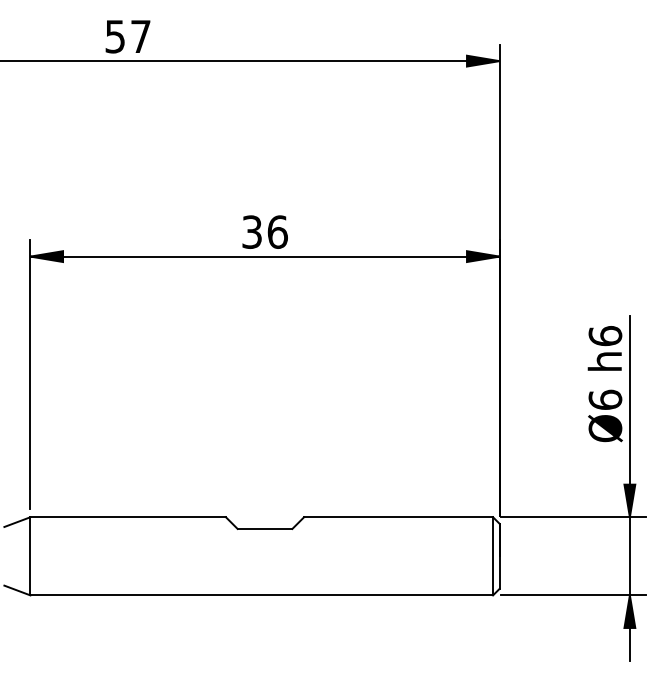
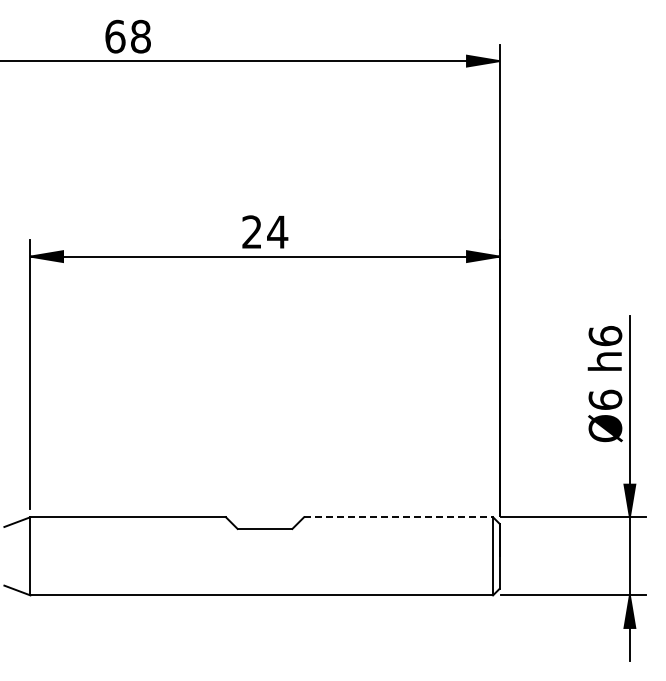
text: 57 -> 68 (127, 36)
text: 36 -> 24 (265, 231)
line: solid -> dashed (399, 517)
